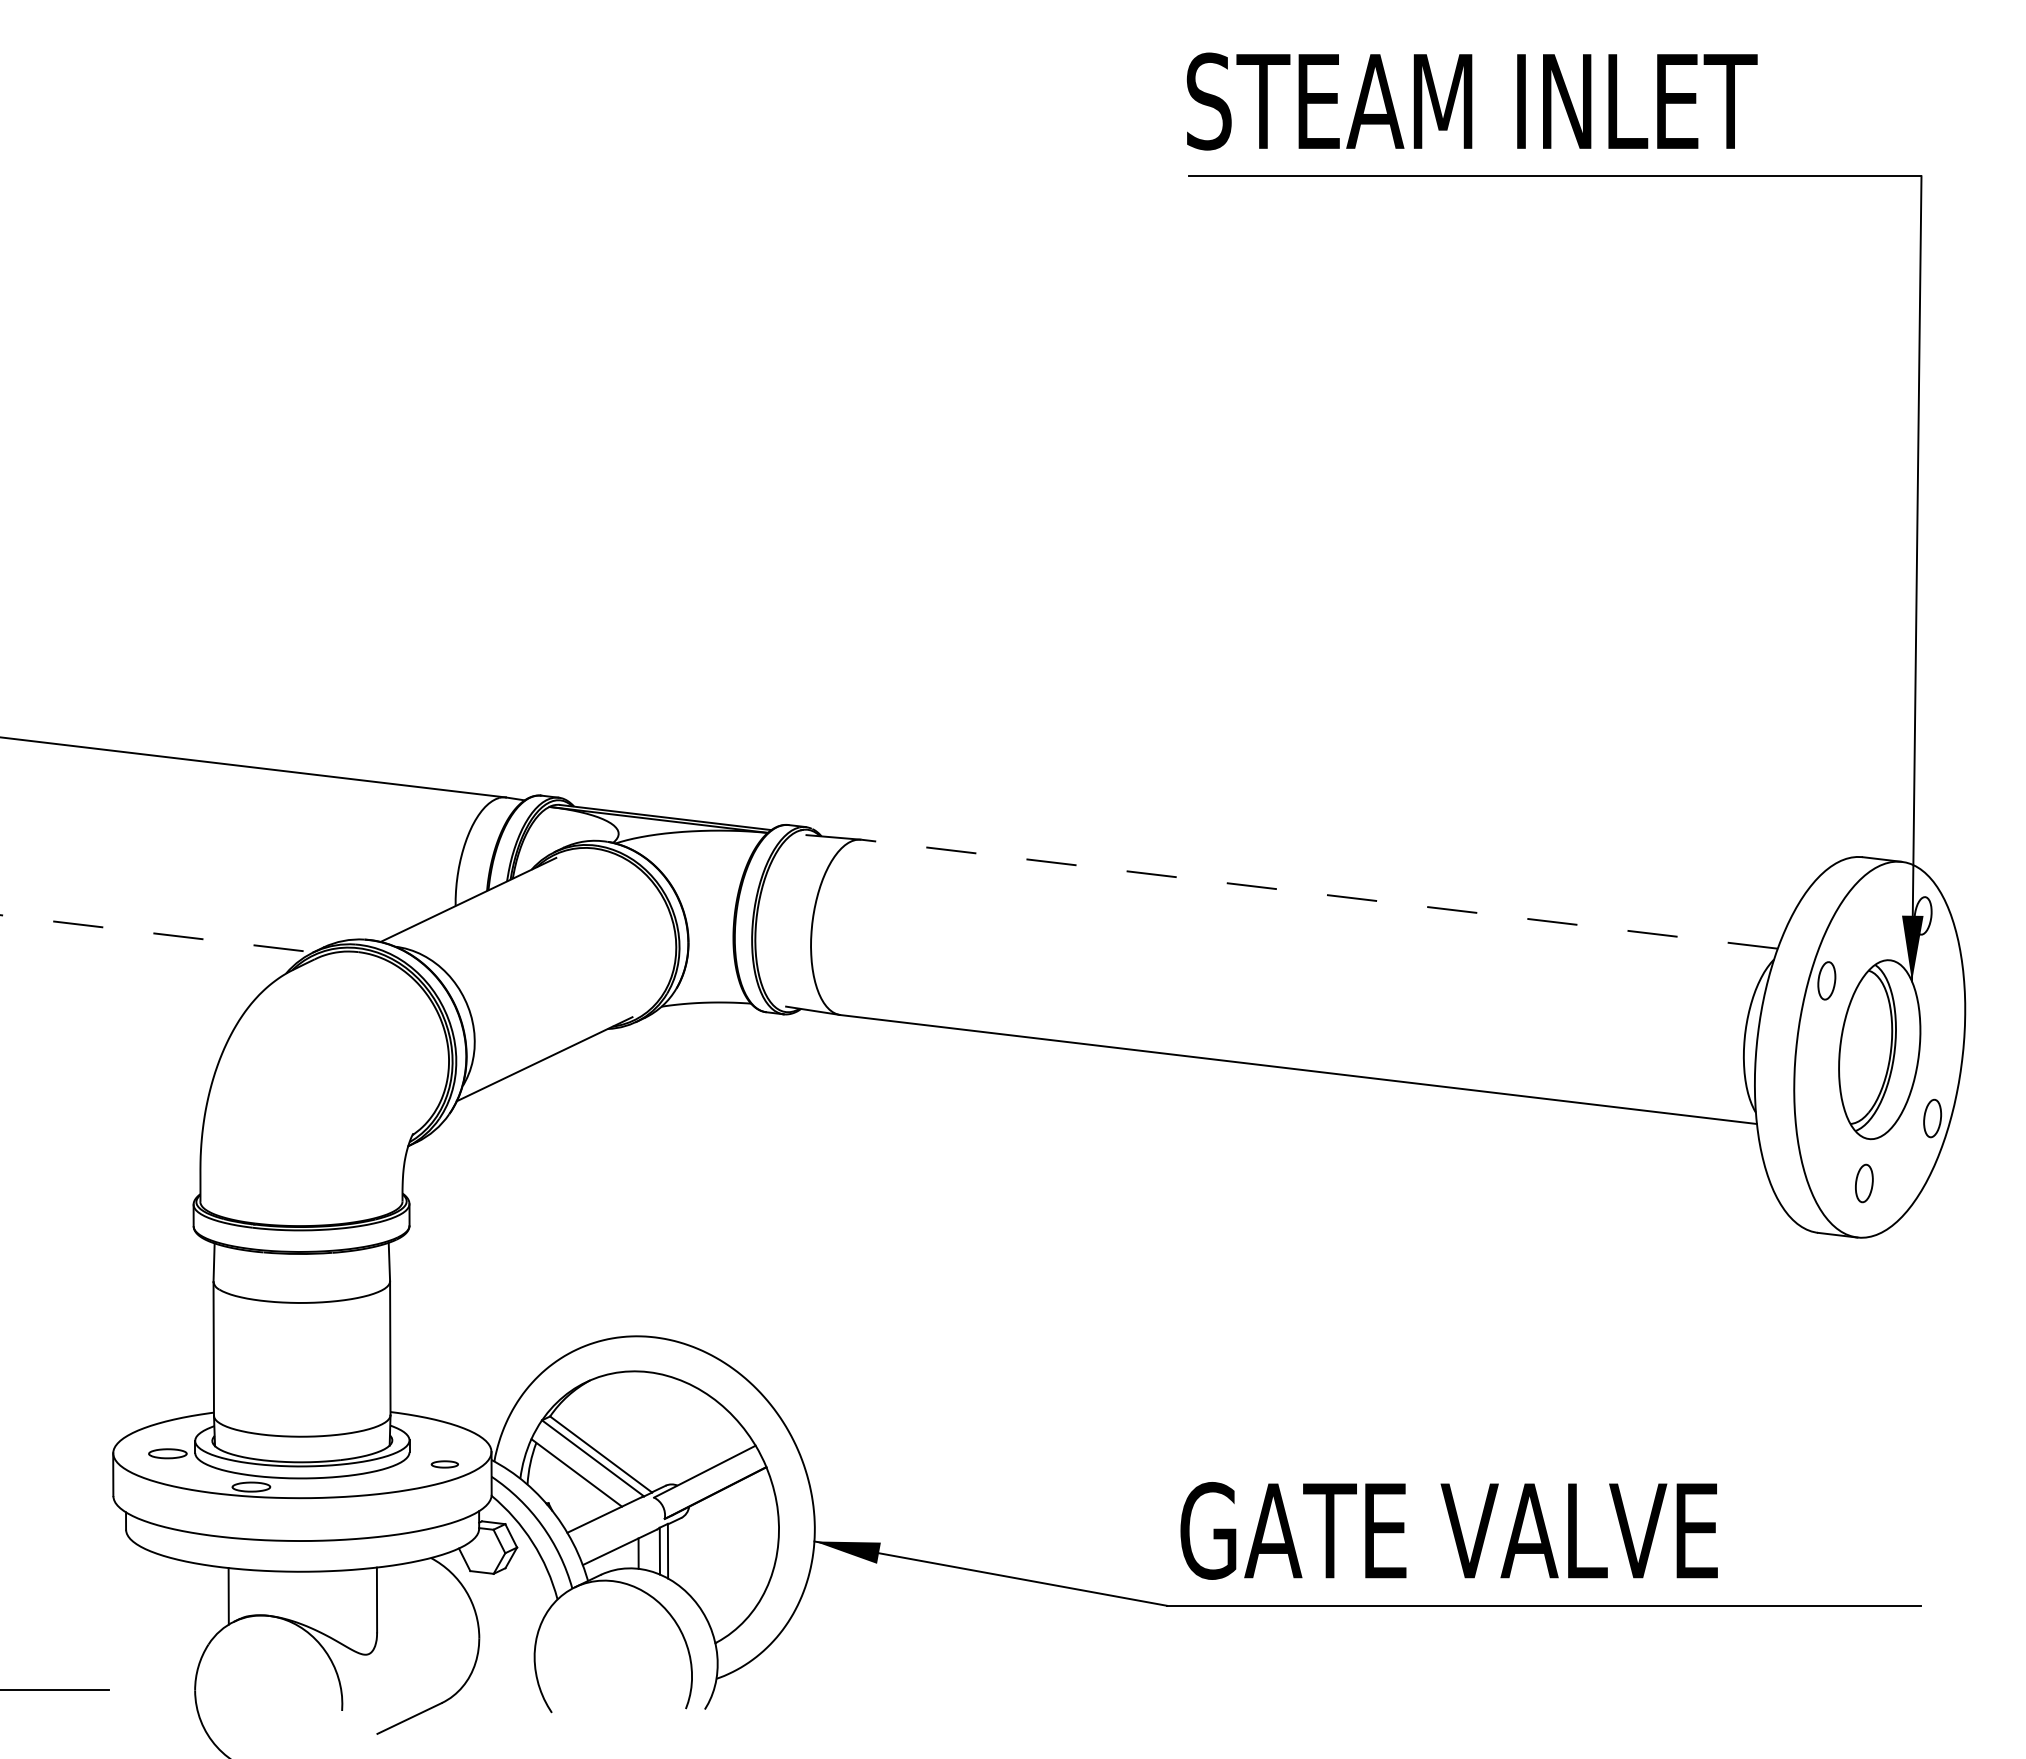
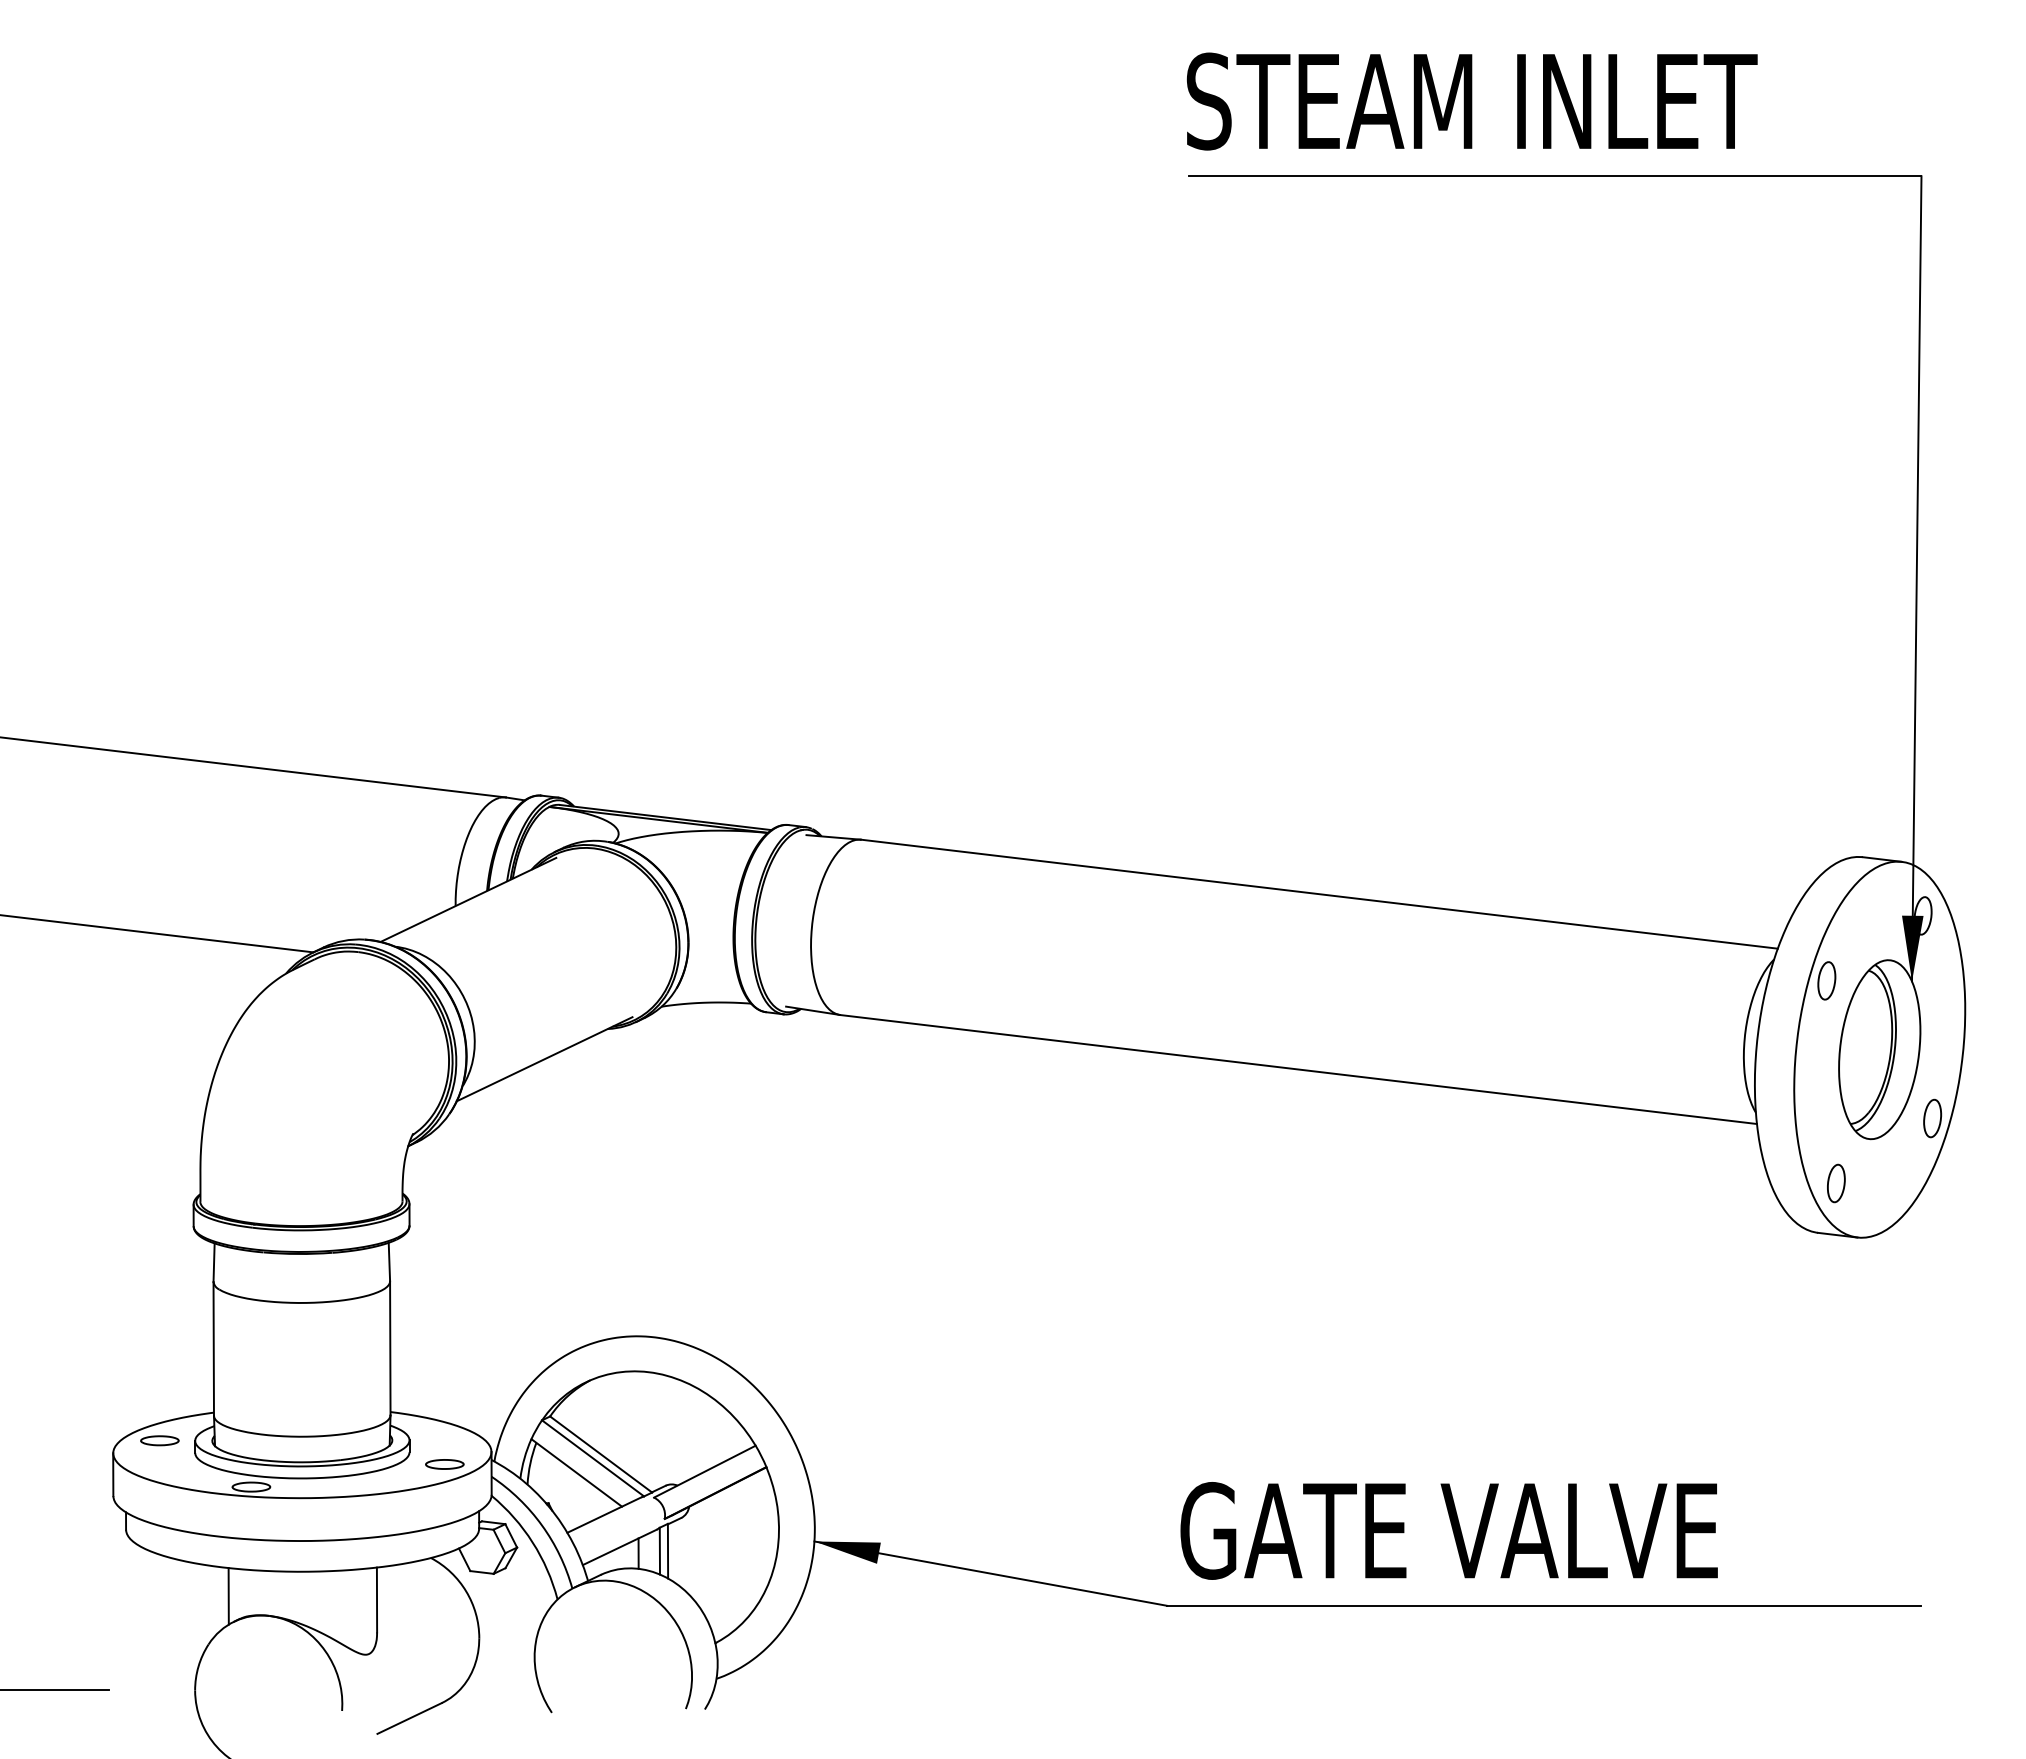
line: dashed -> solid (1319, 894)
line: dashed -> solid (157, 933)
part position: (1864, 1183) -> (1836, 1183) (1836, 1183)
part position: (167, 1453) -> (159, 1440) (159, 1440)
part size: 29x9 px -> 40x11 px (444, 1464)
